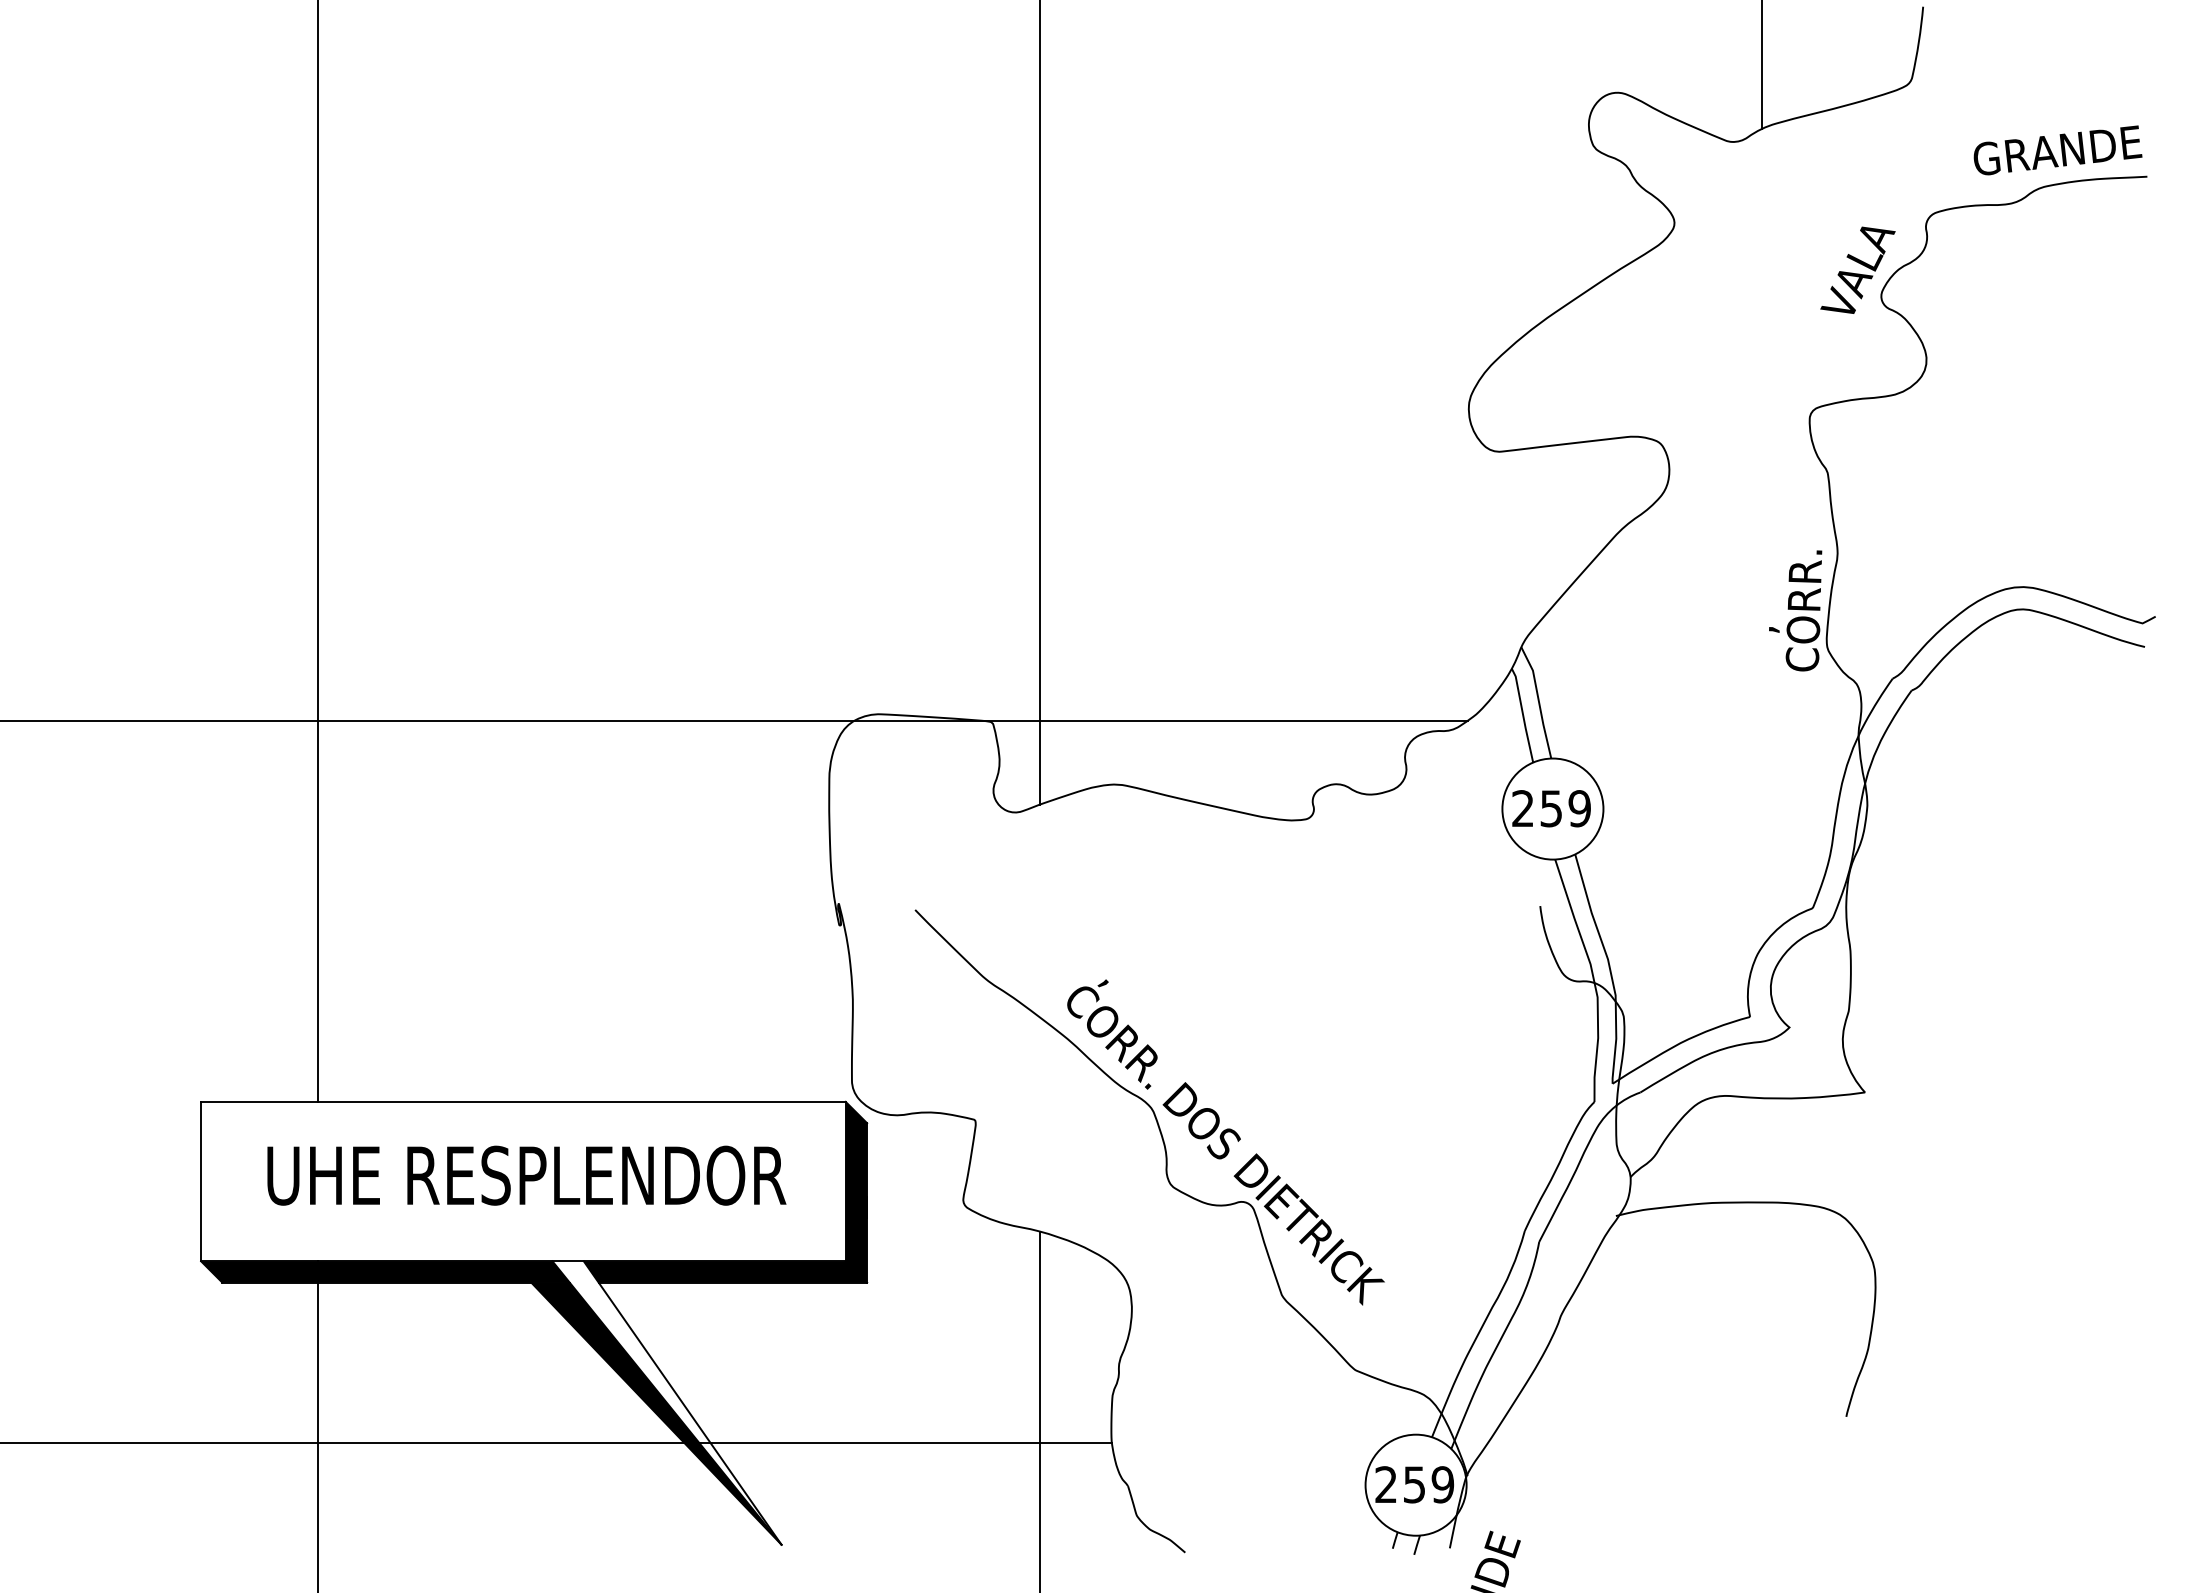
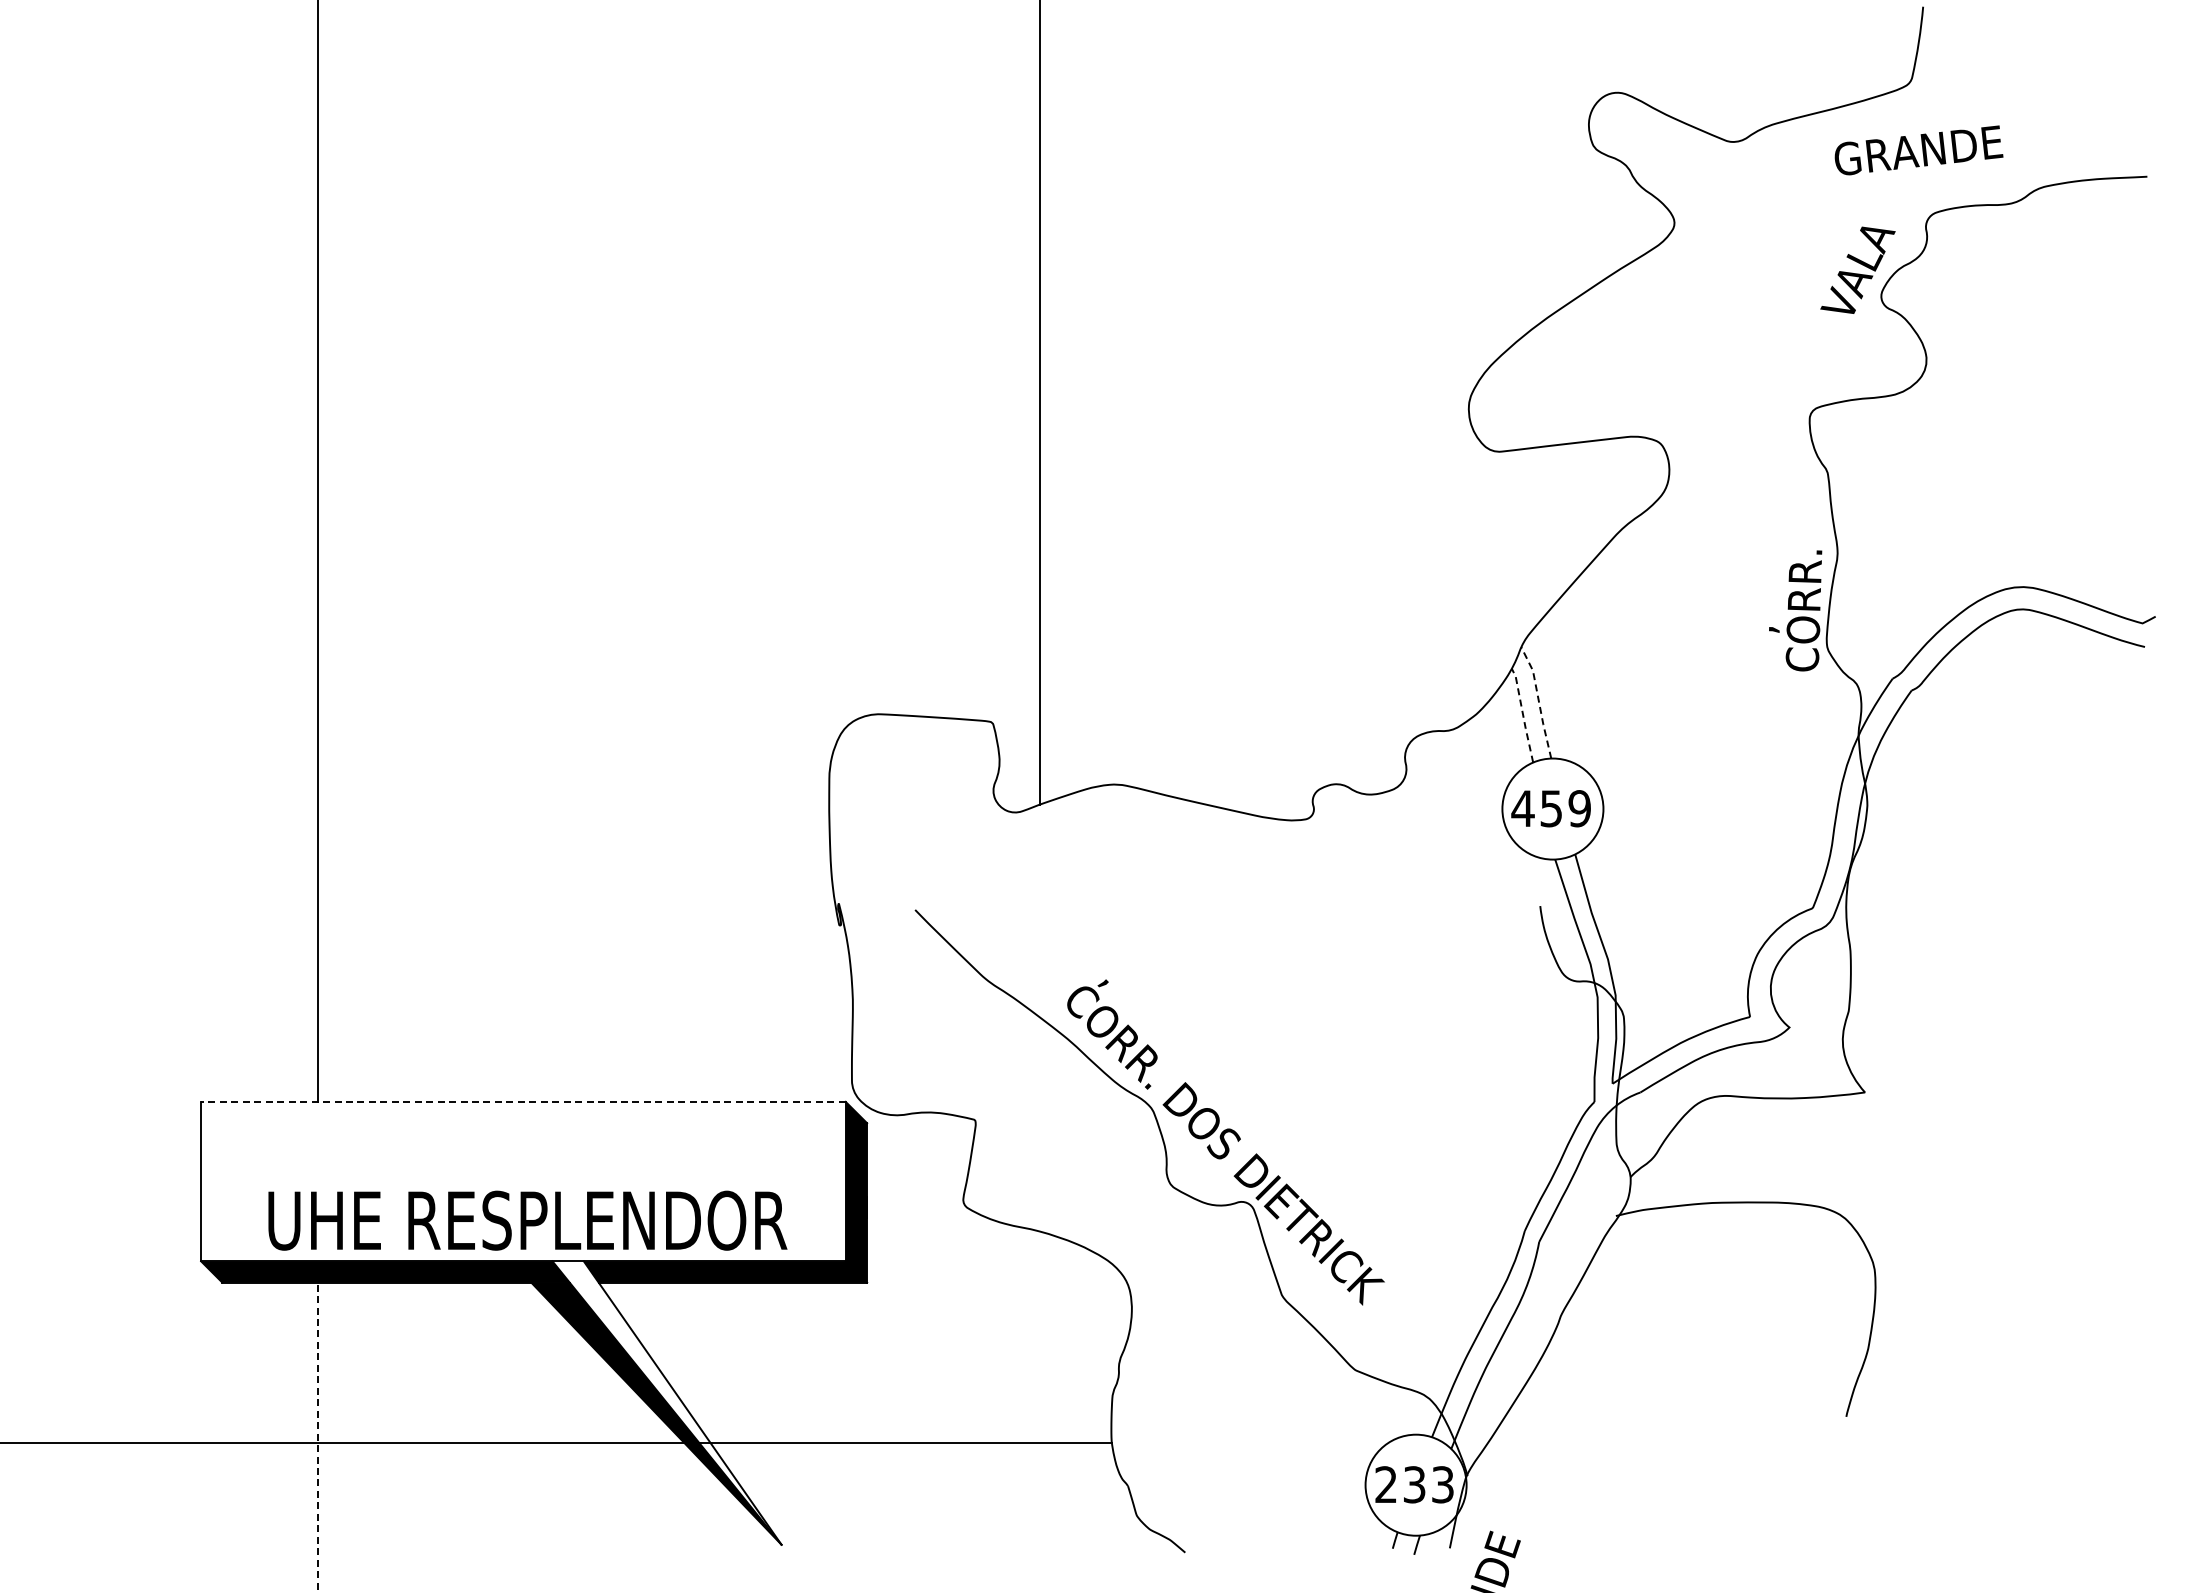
line: present -> none (1762, 65)
text position: (2057, 150) -> (1918, 150) (1918, 150)
line: solid -> dashed (1538, 701)
line: solid -> dashed (1523, 714)
line: present -> none (734, 720)
text: 259 -> 459 (1522, 808)
line: solid -> dashed (522, 1101)
text position: (526, 1175) -> (527, 1220) (527, 1220)
line: present -> none (1039, 1410)
line: solid -> dashed (317, 1426)
text: 259 -> 233 (1429, 1484)
